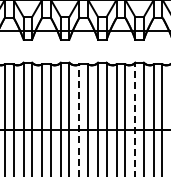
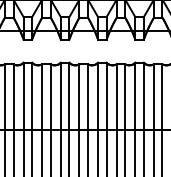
line: dashed -> solid (135, 119)
line: dashed -> solid (79, 120)
